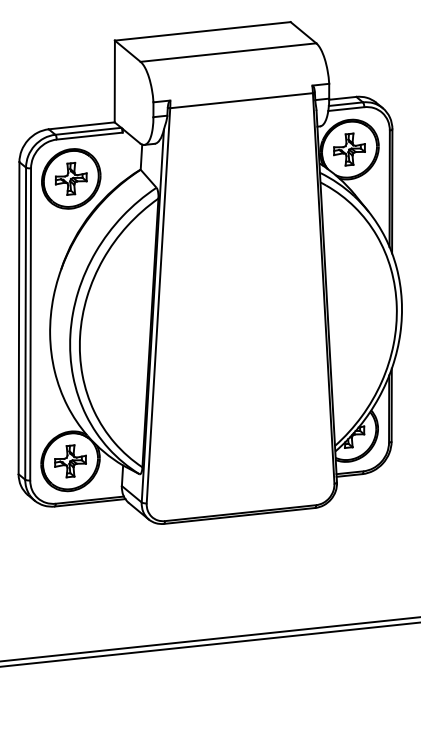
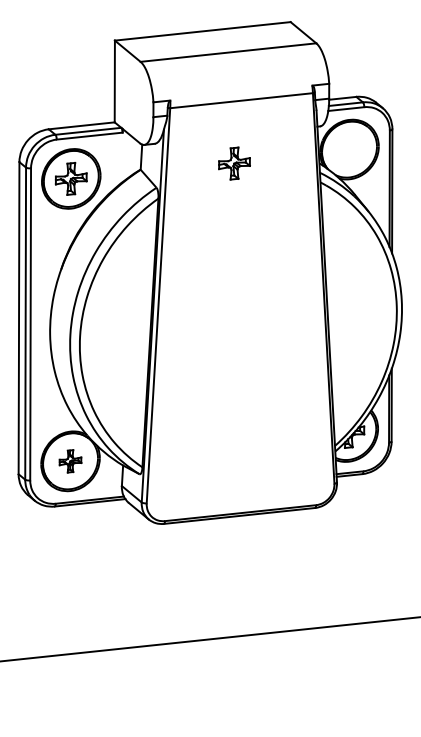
part position: (349, 149) -> (234, 163) (234, 163)
part size: 33x35 px -> 25x25 px (70, 461)
line: present -> none (209, 644)
